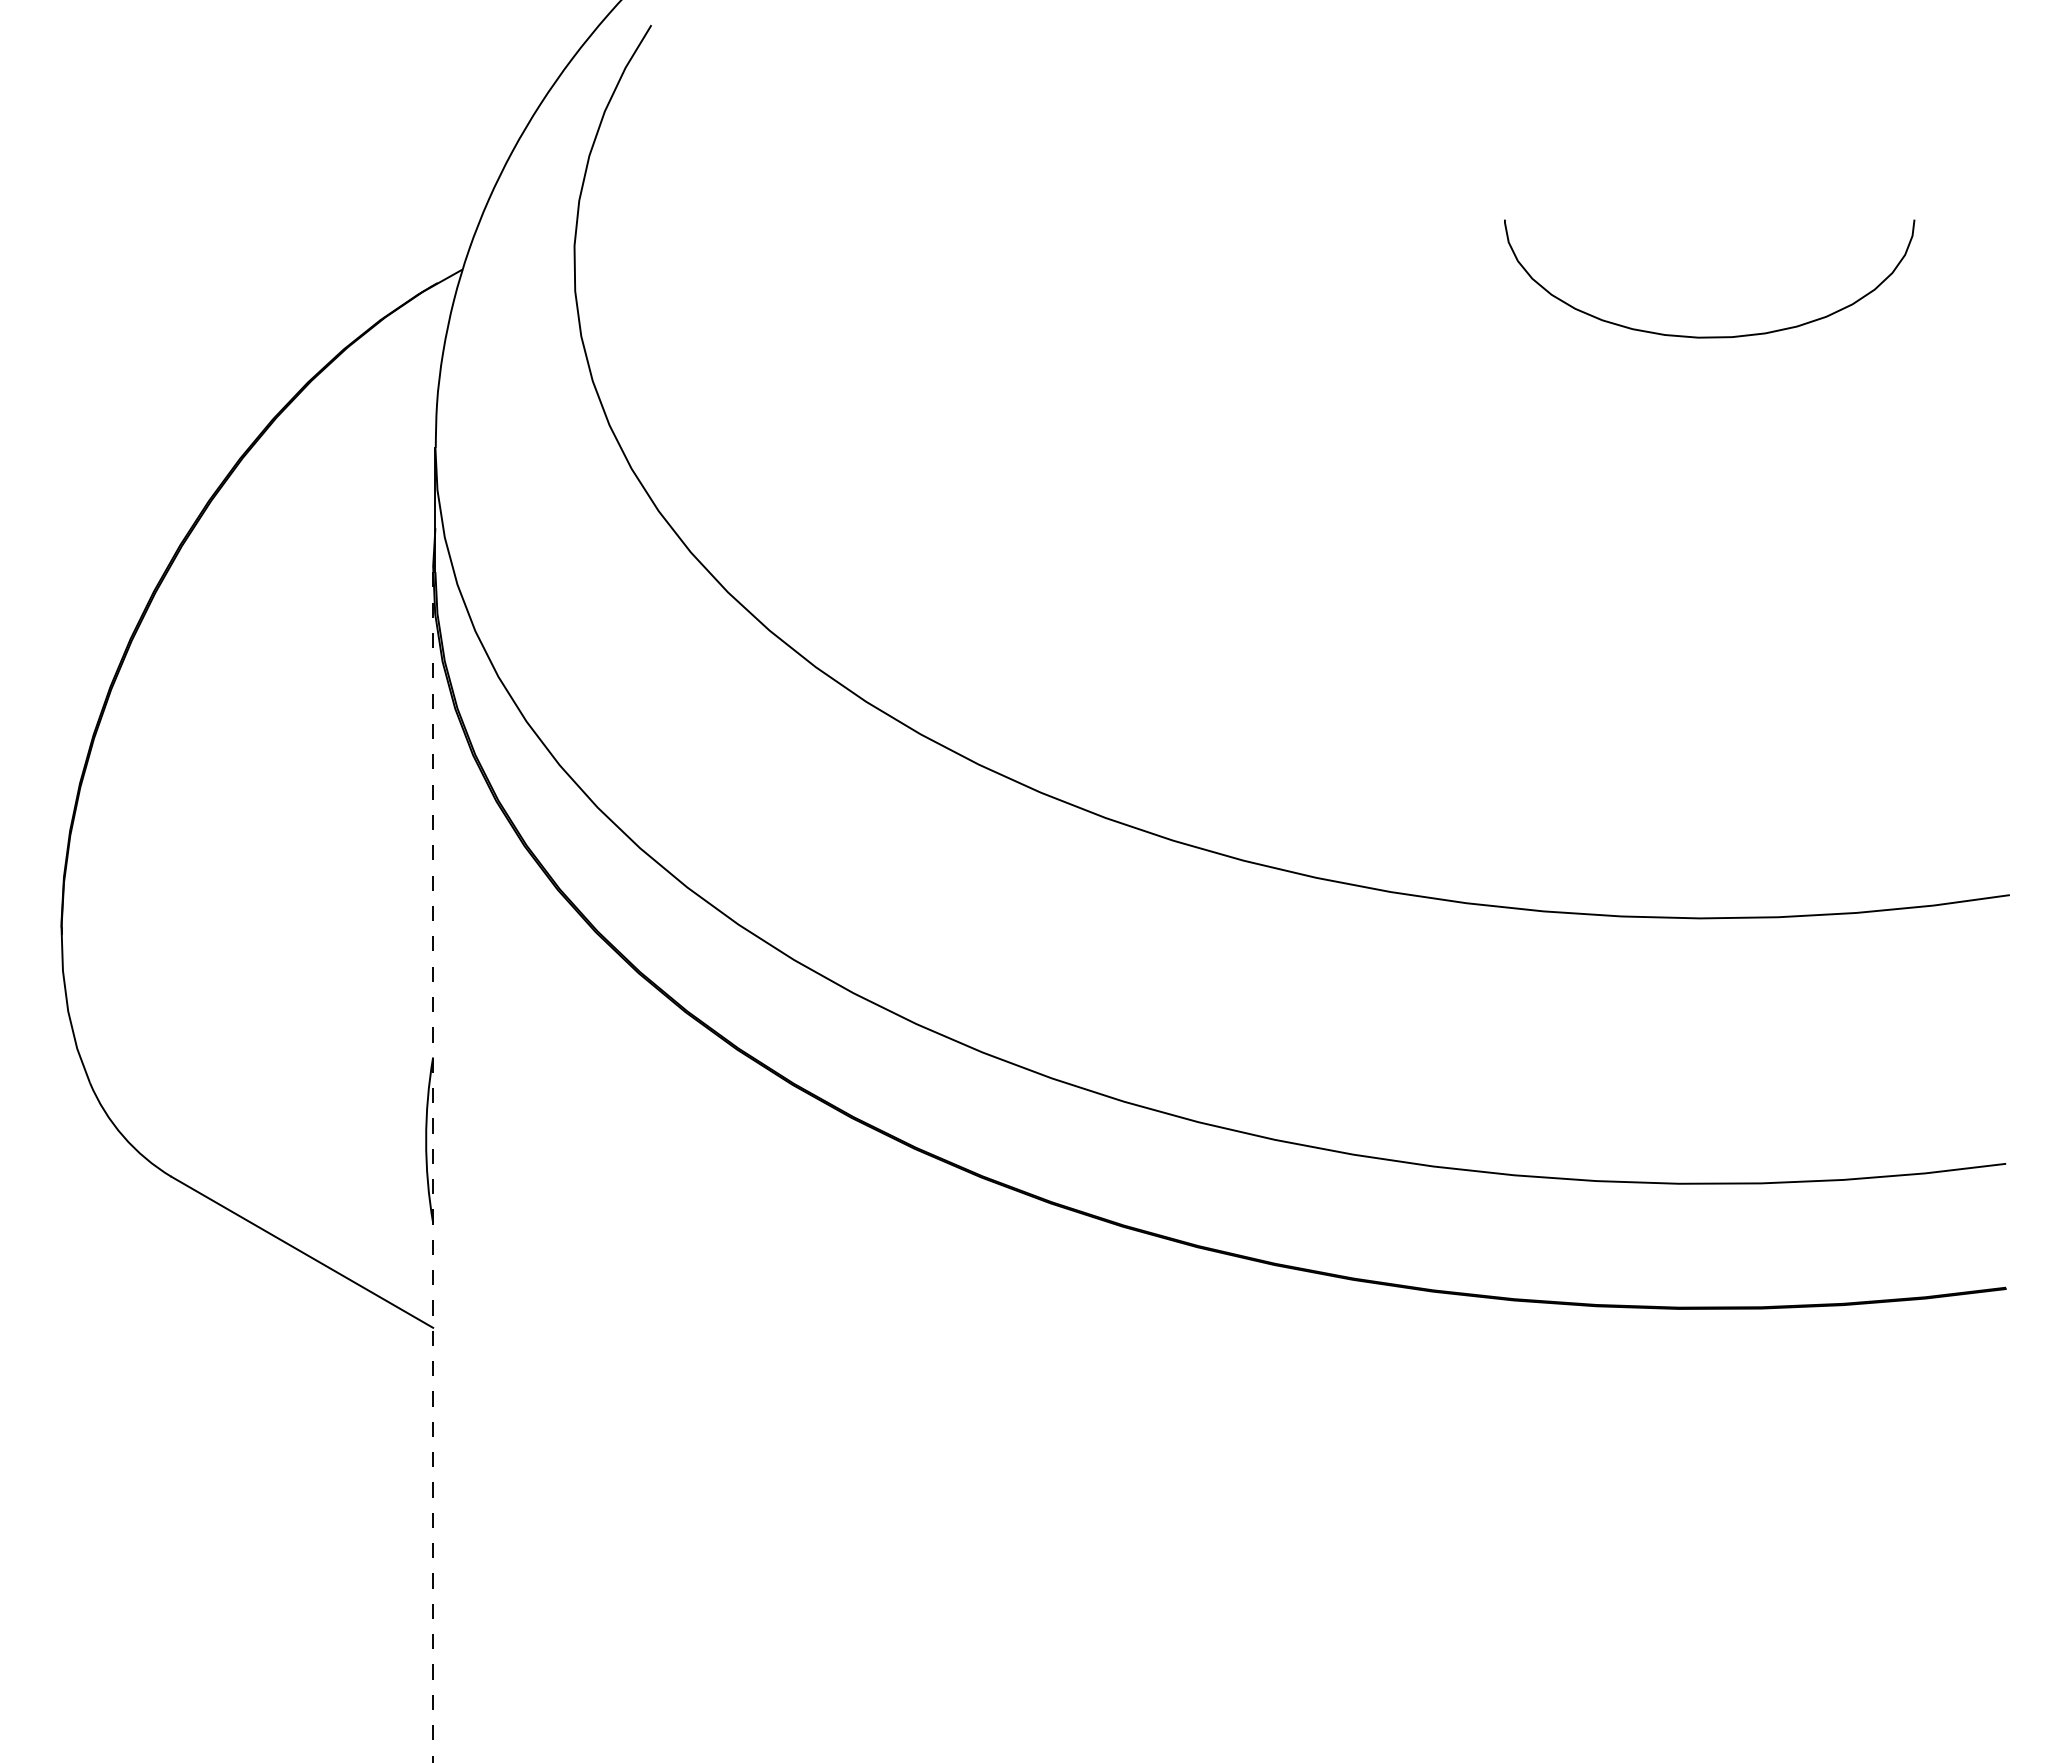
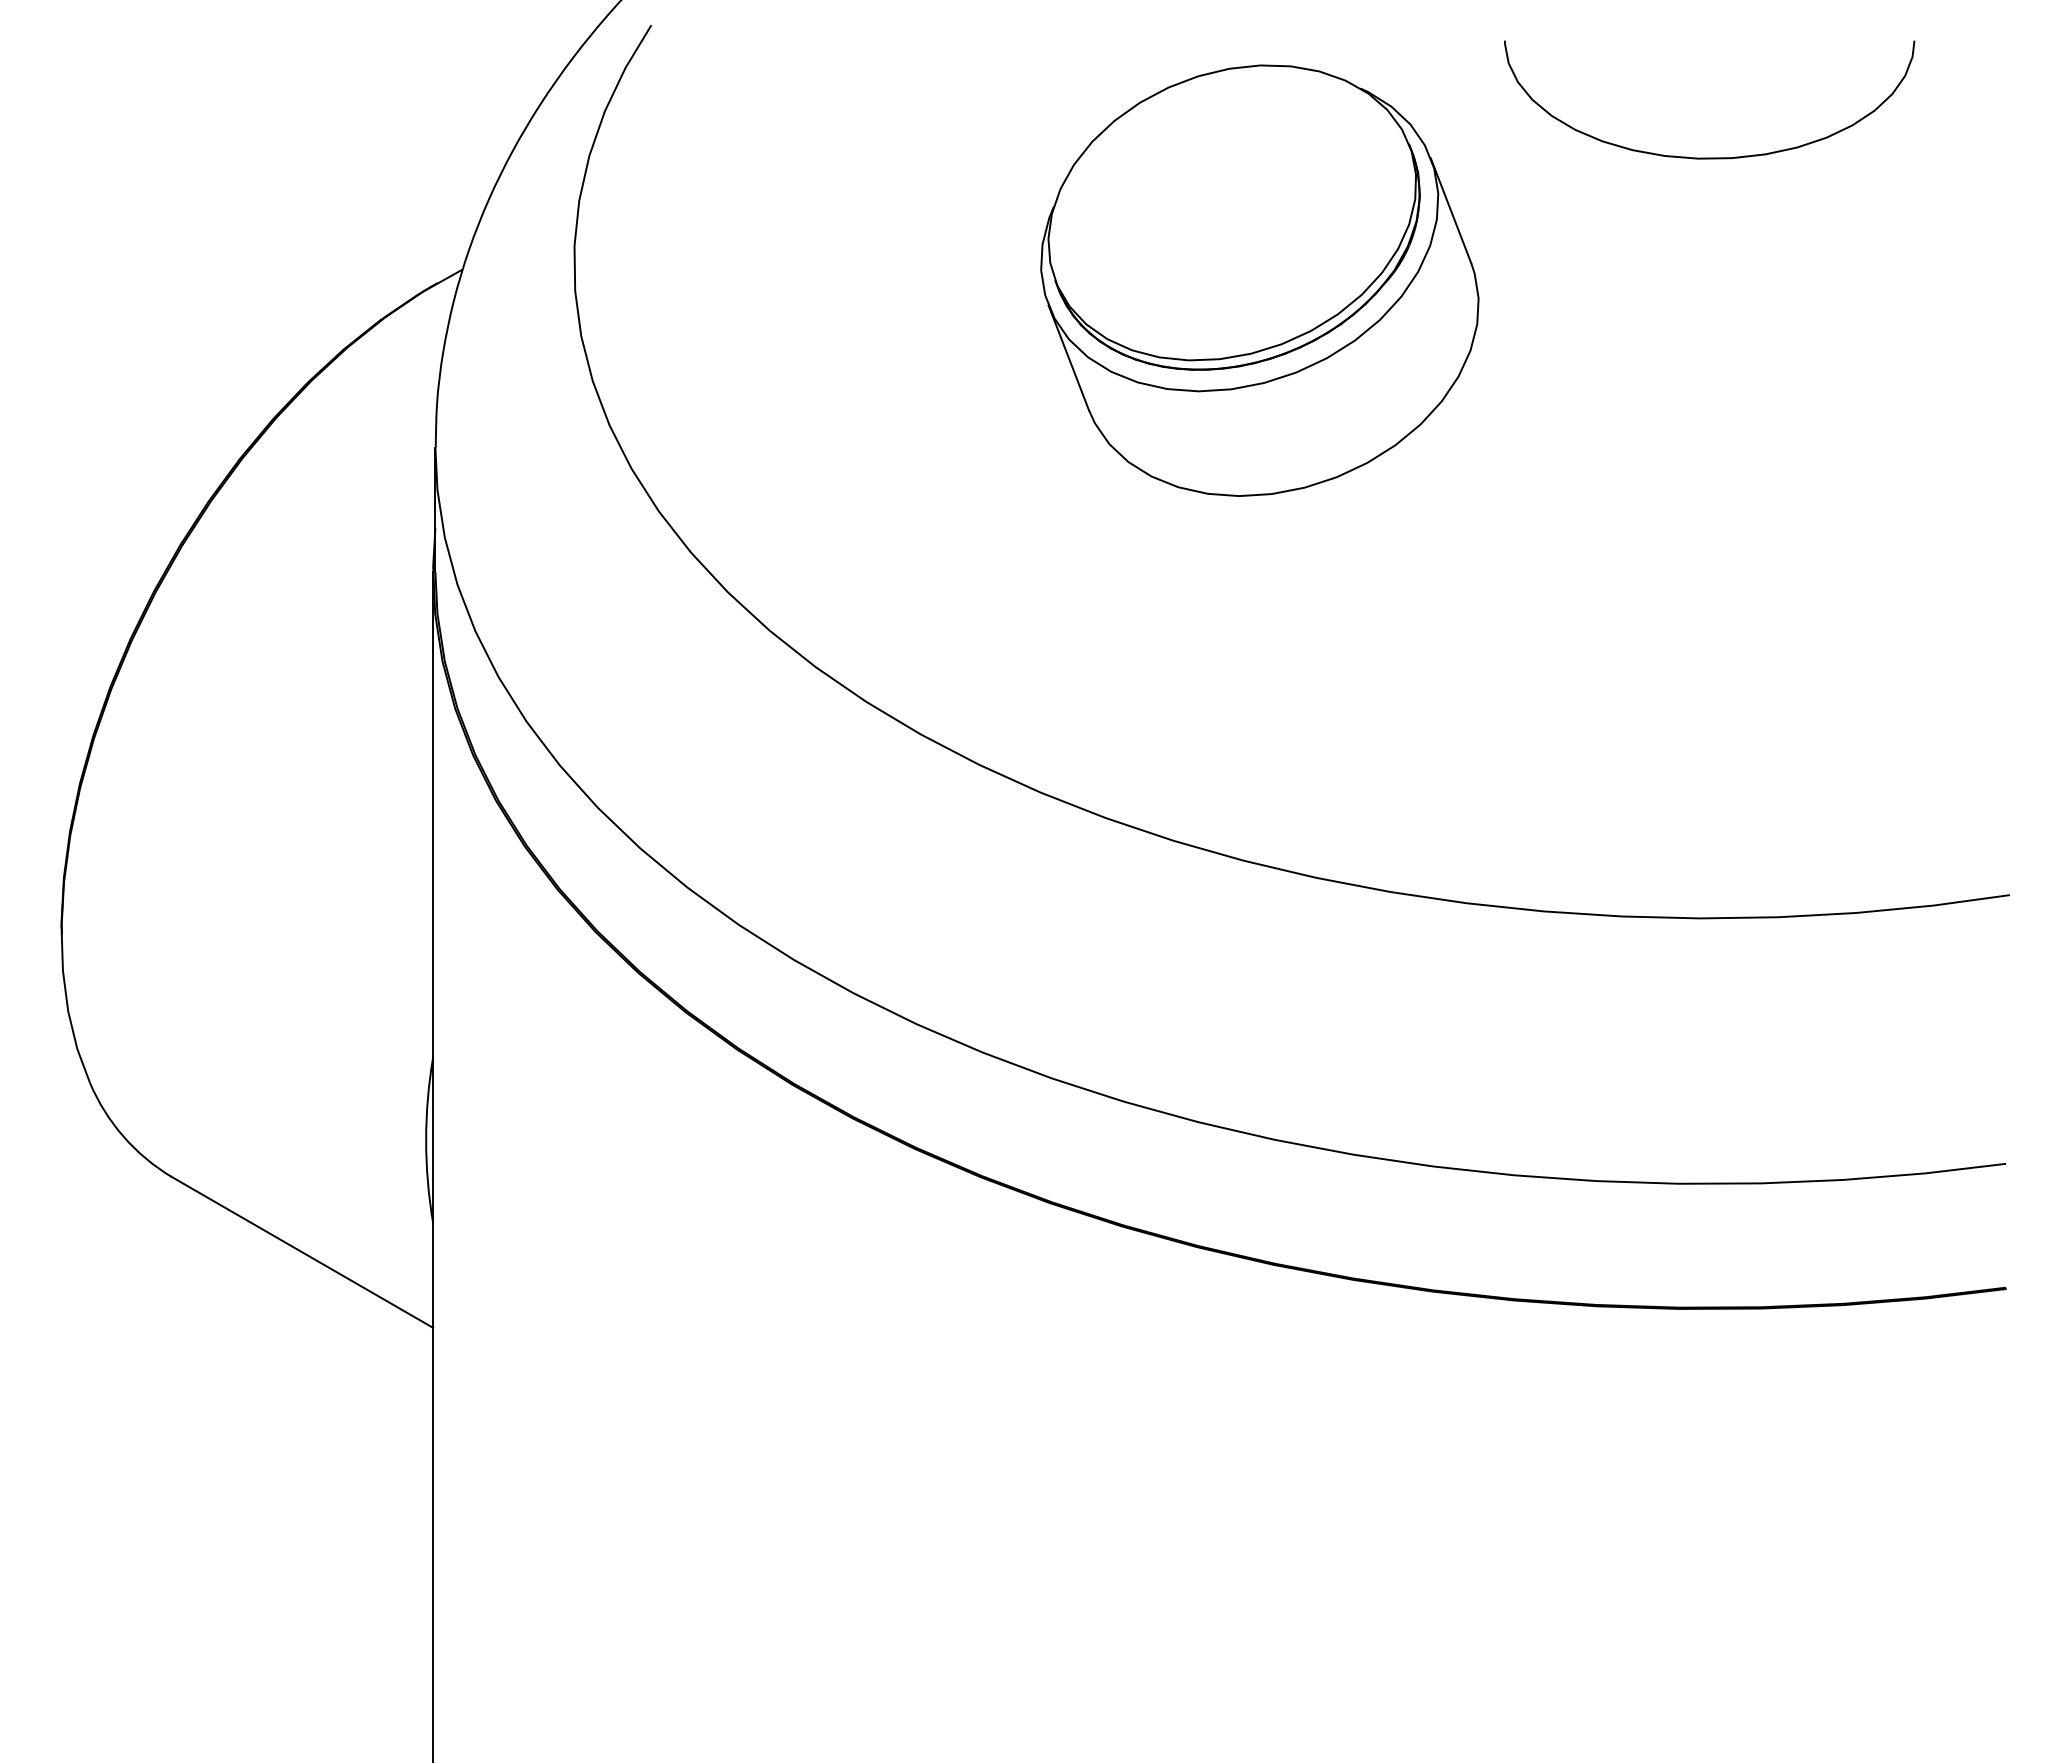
part: none -> present (1259, 280)
curve position: (1709, 336) -> (1709, 157) (1709, 157)
line: dashed -> solid (433, 1167)
